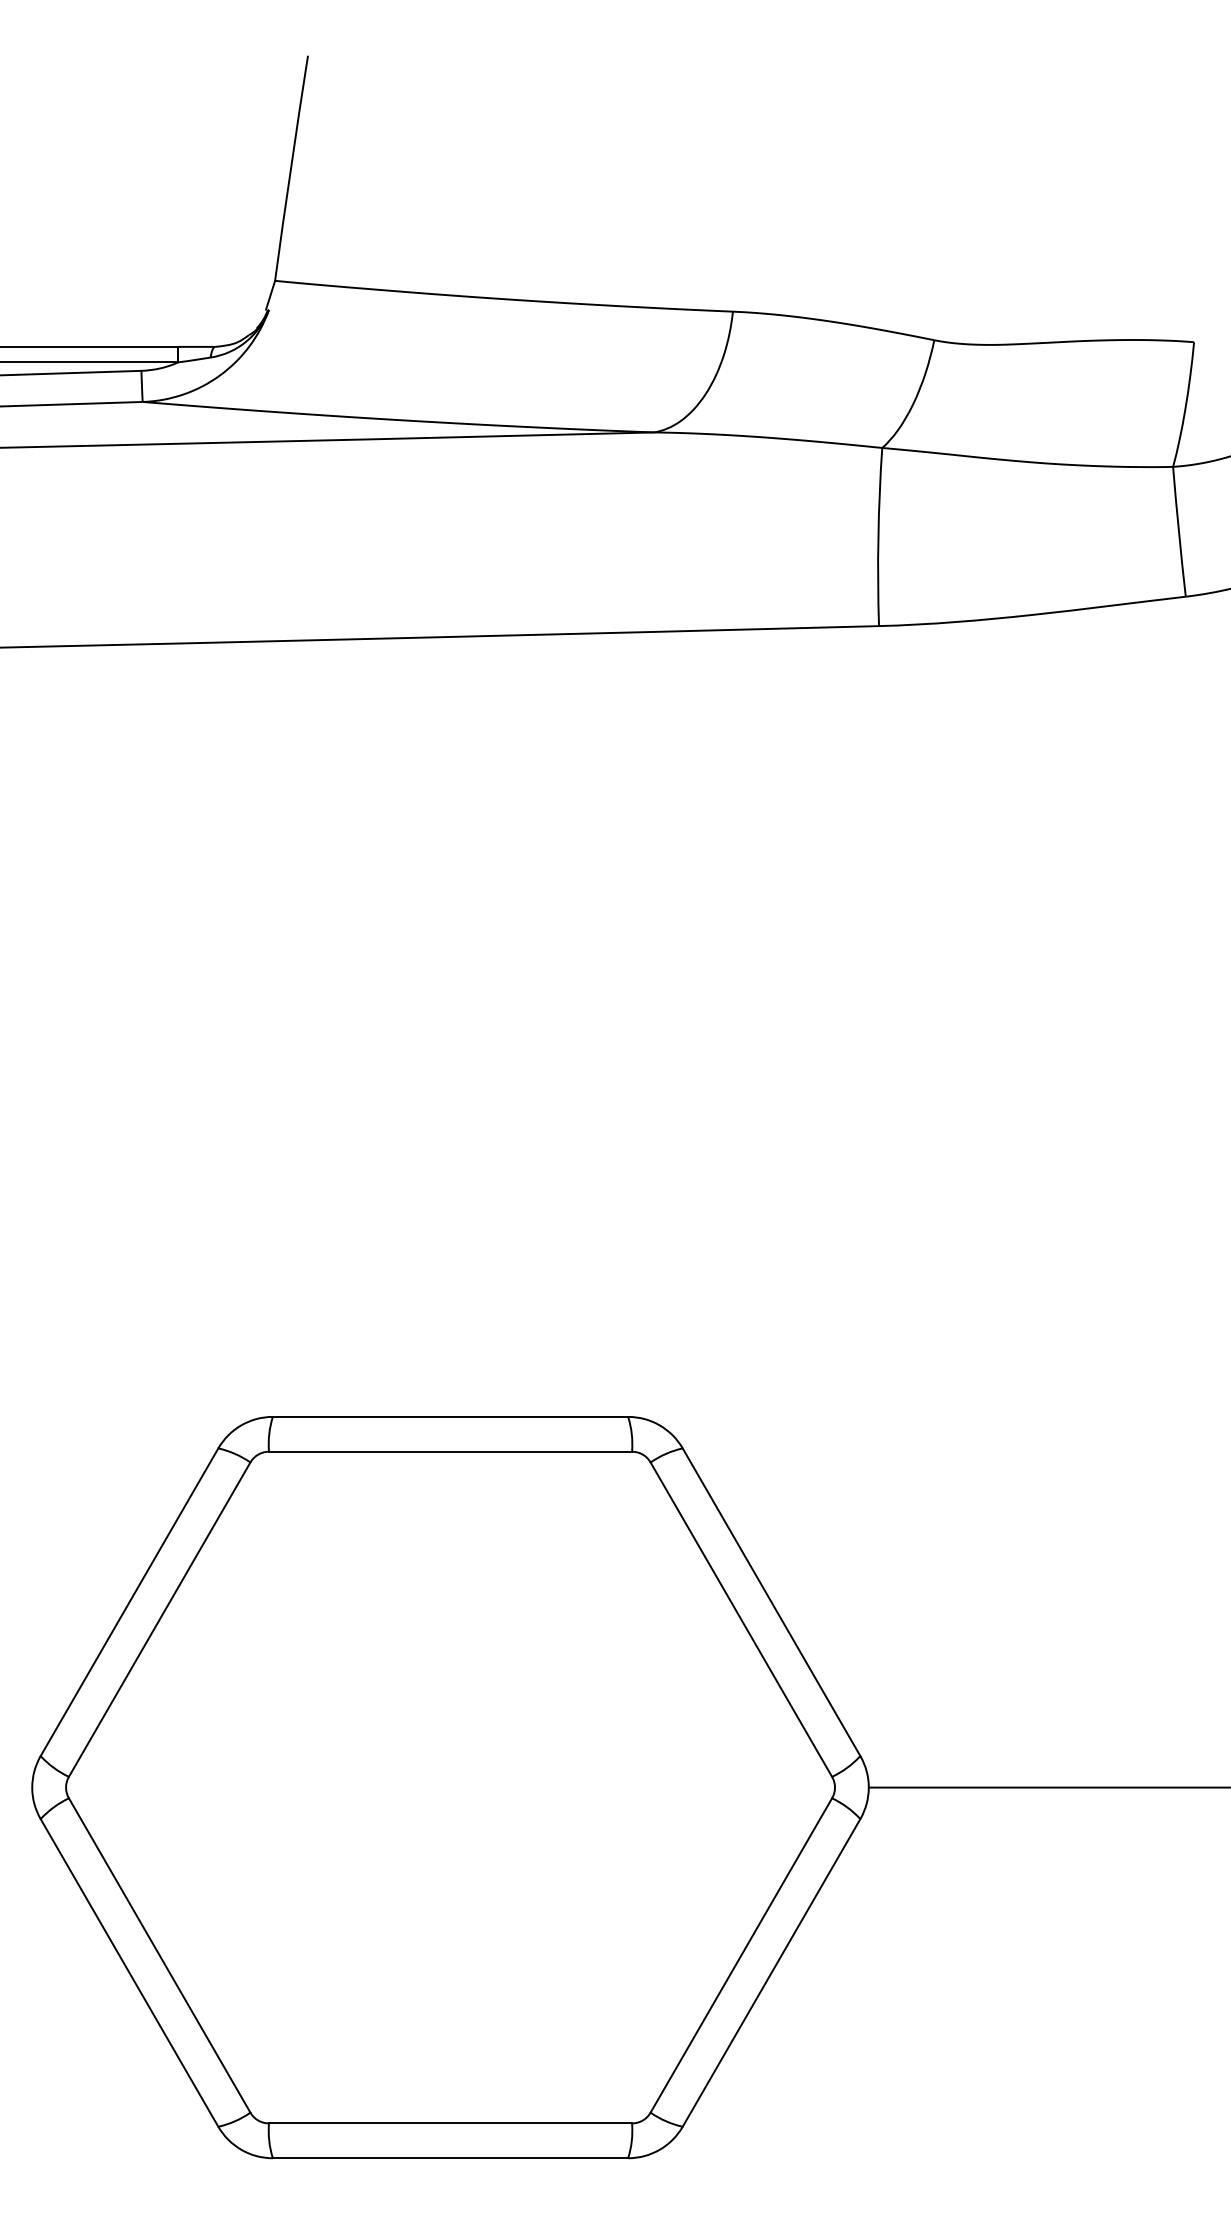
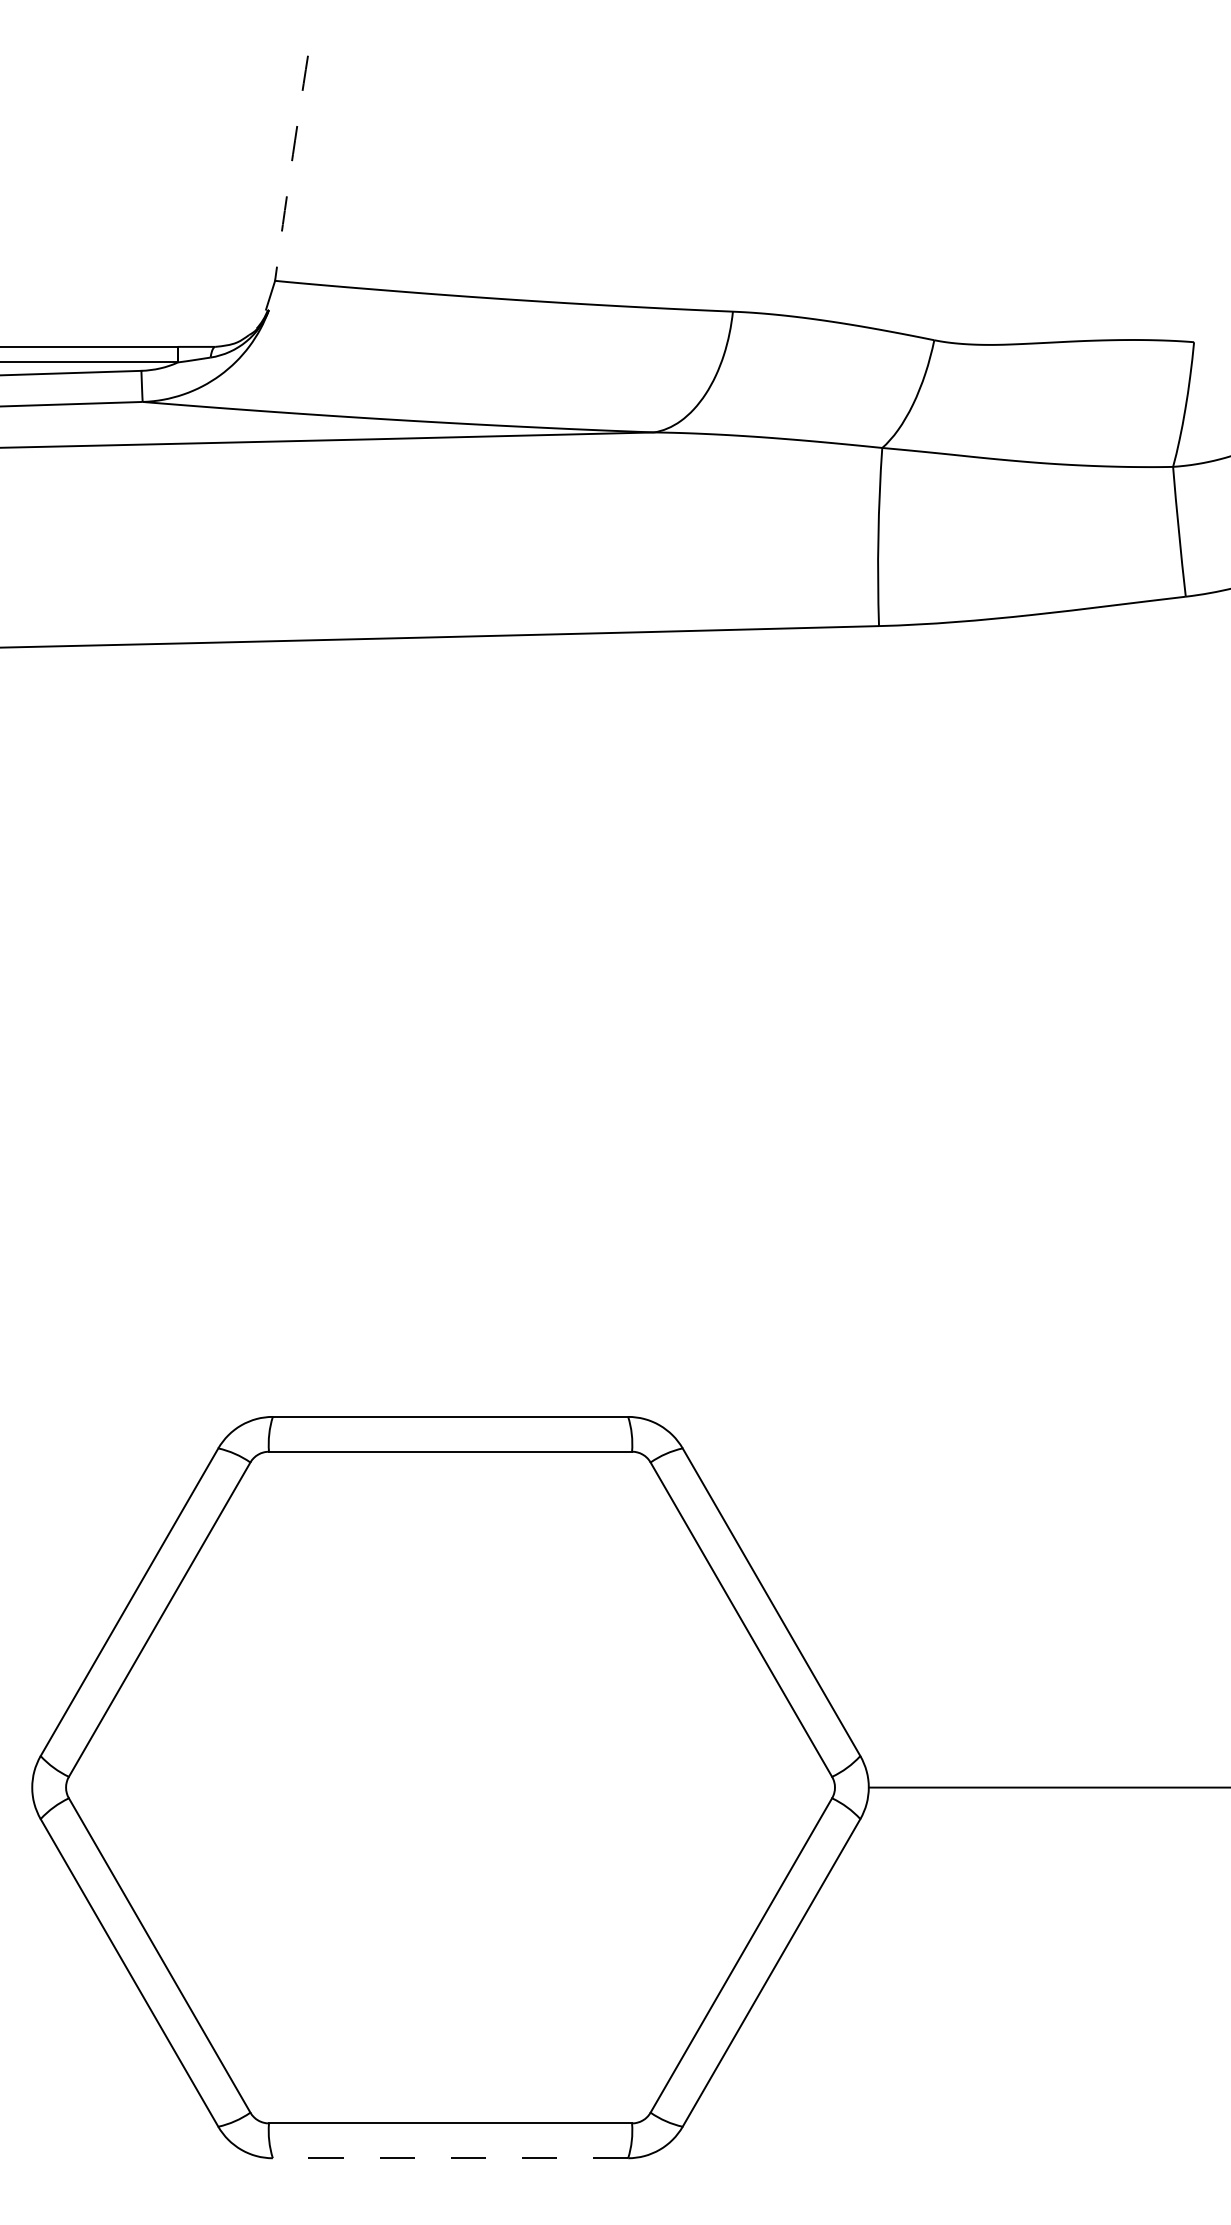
arc: solid -> dashed (291, 168)
line: solid -> dashed (450, 2158)
